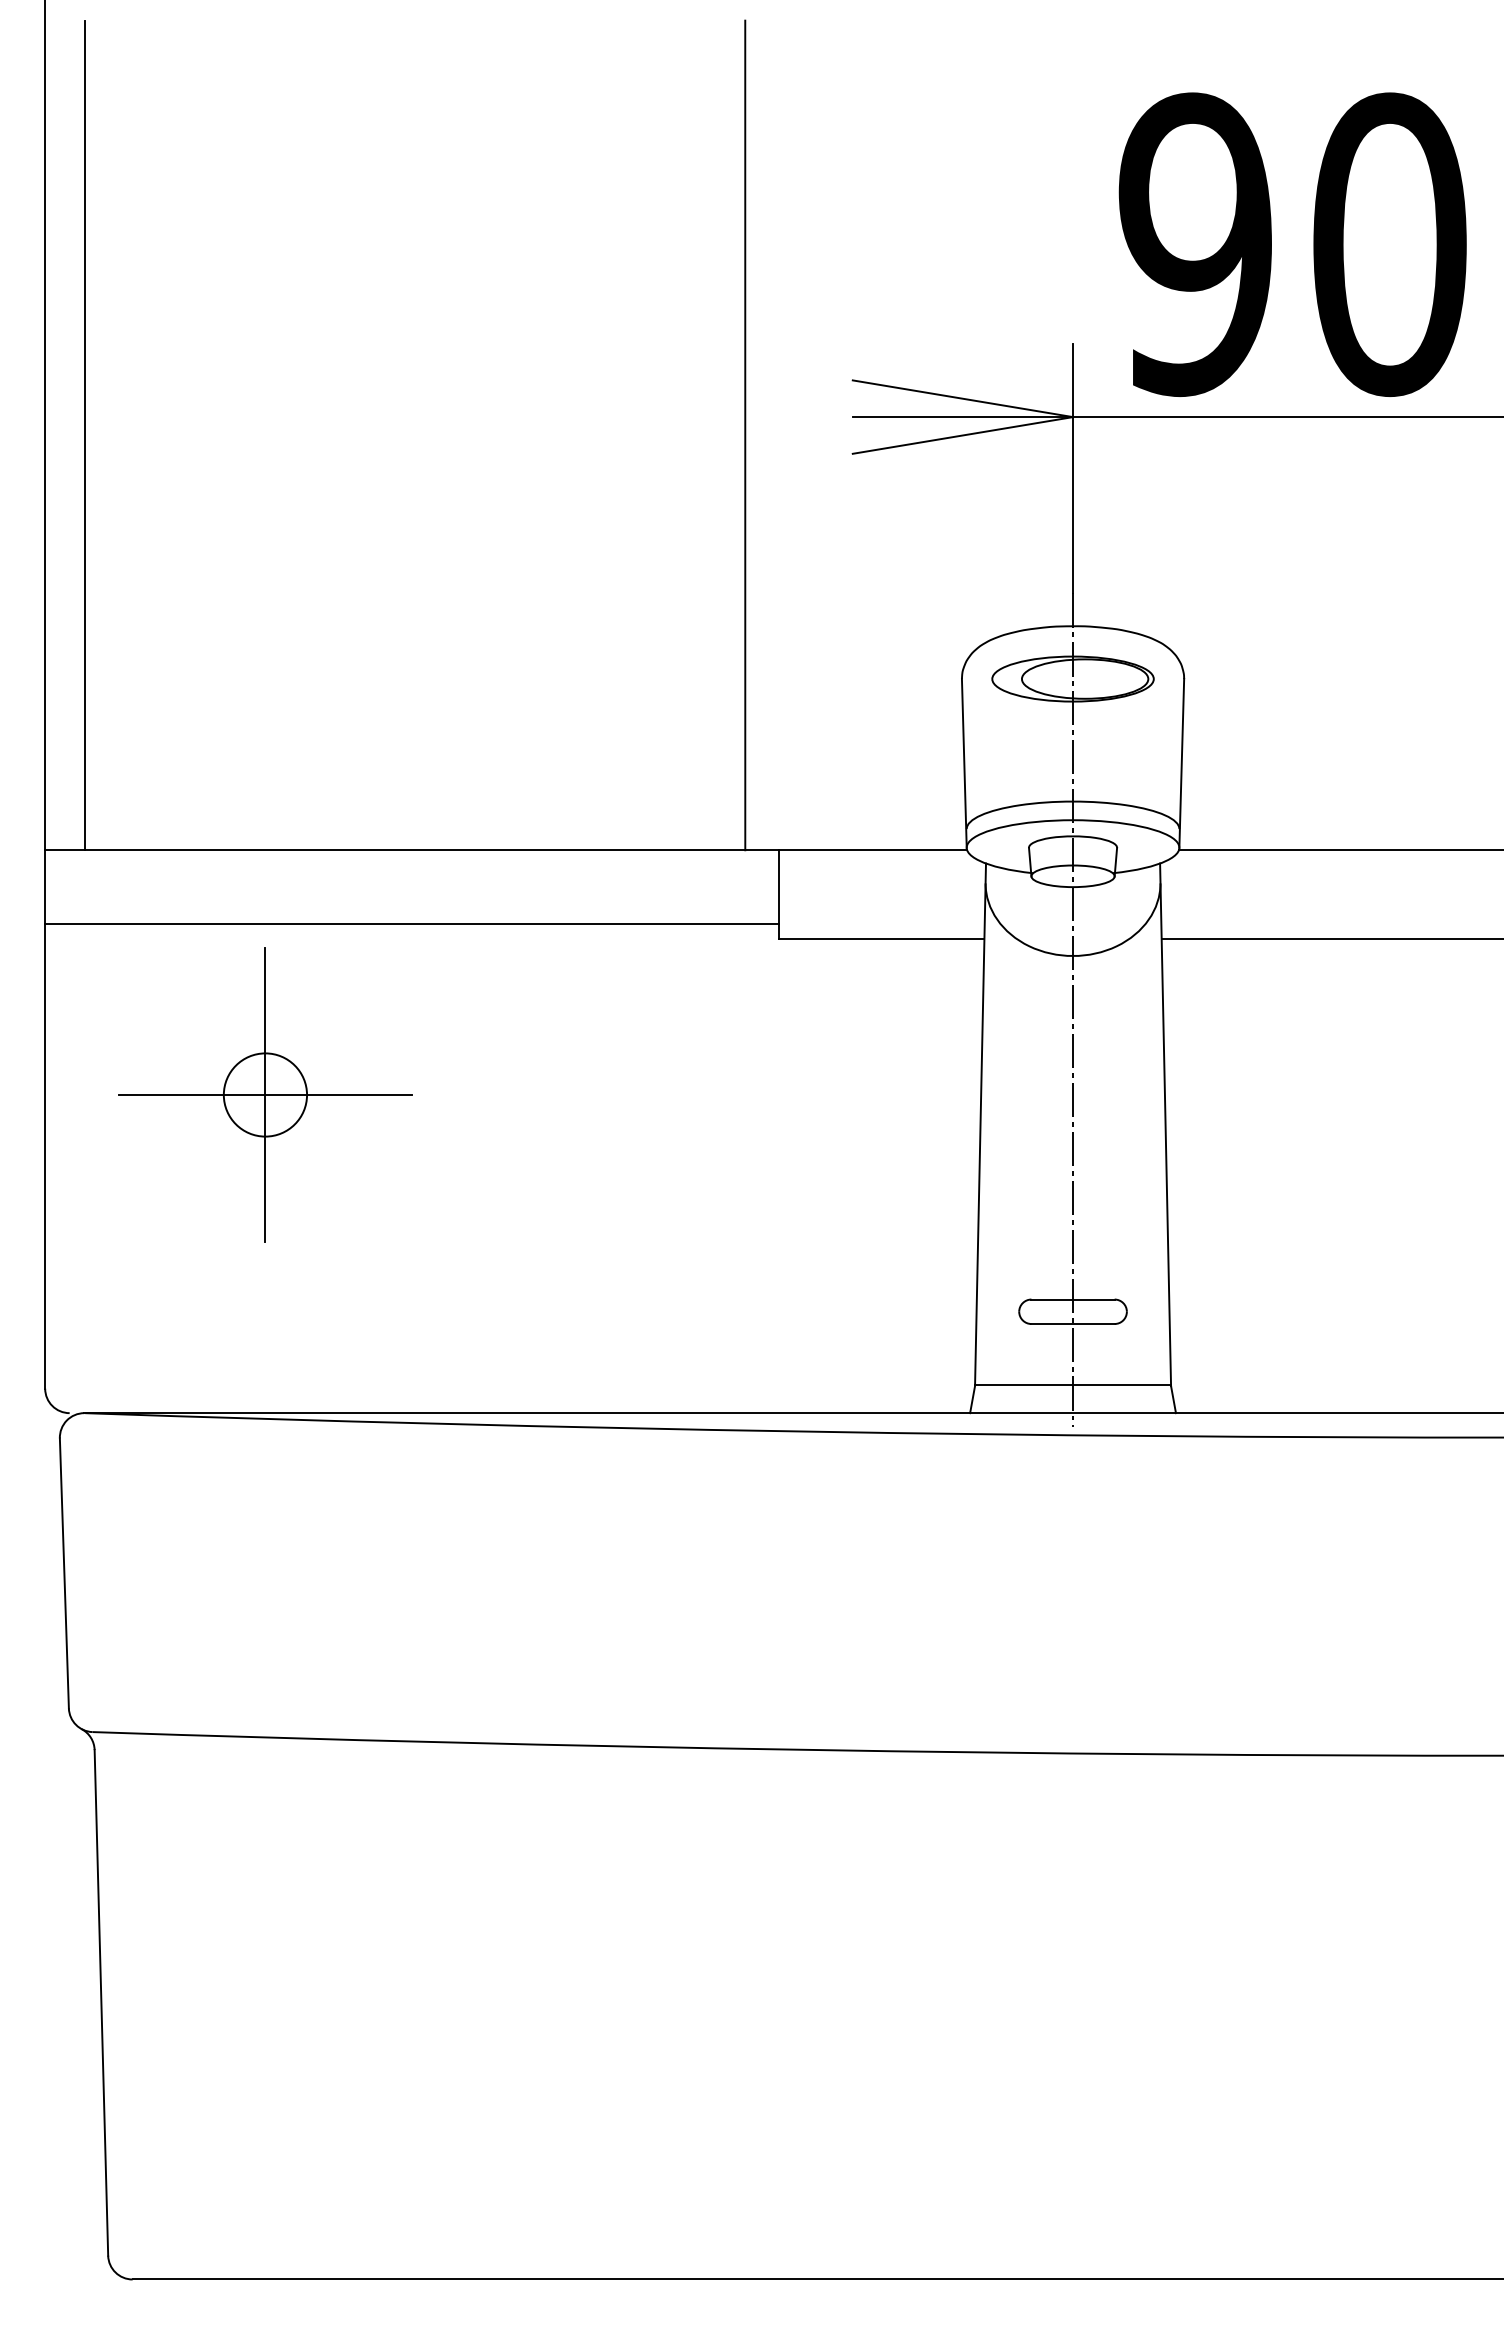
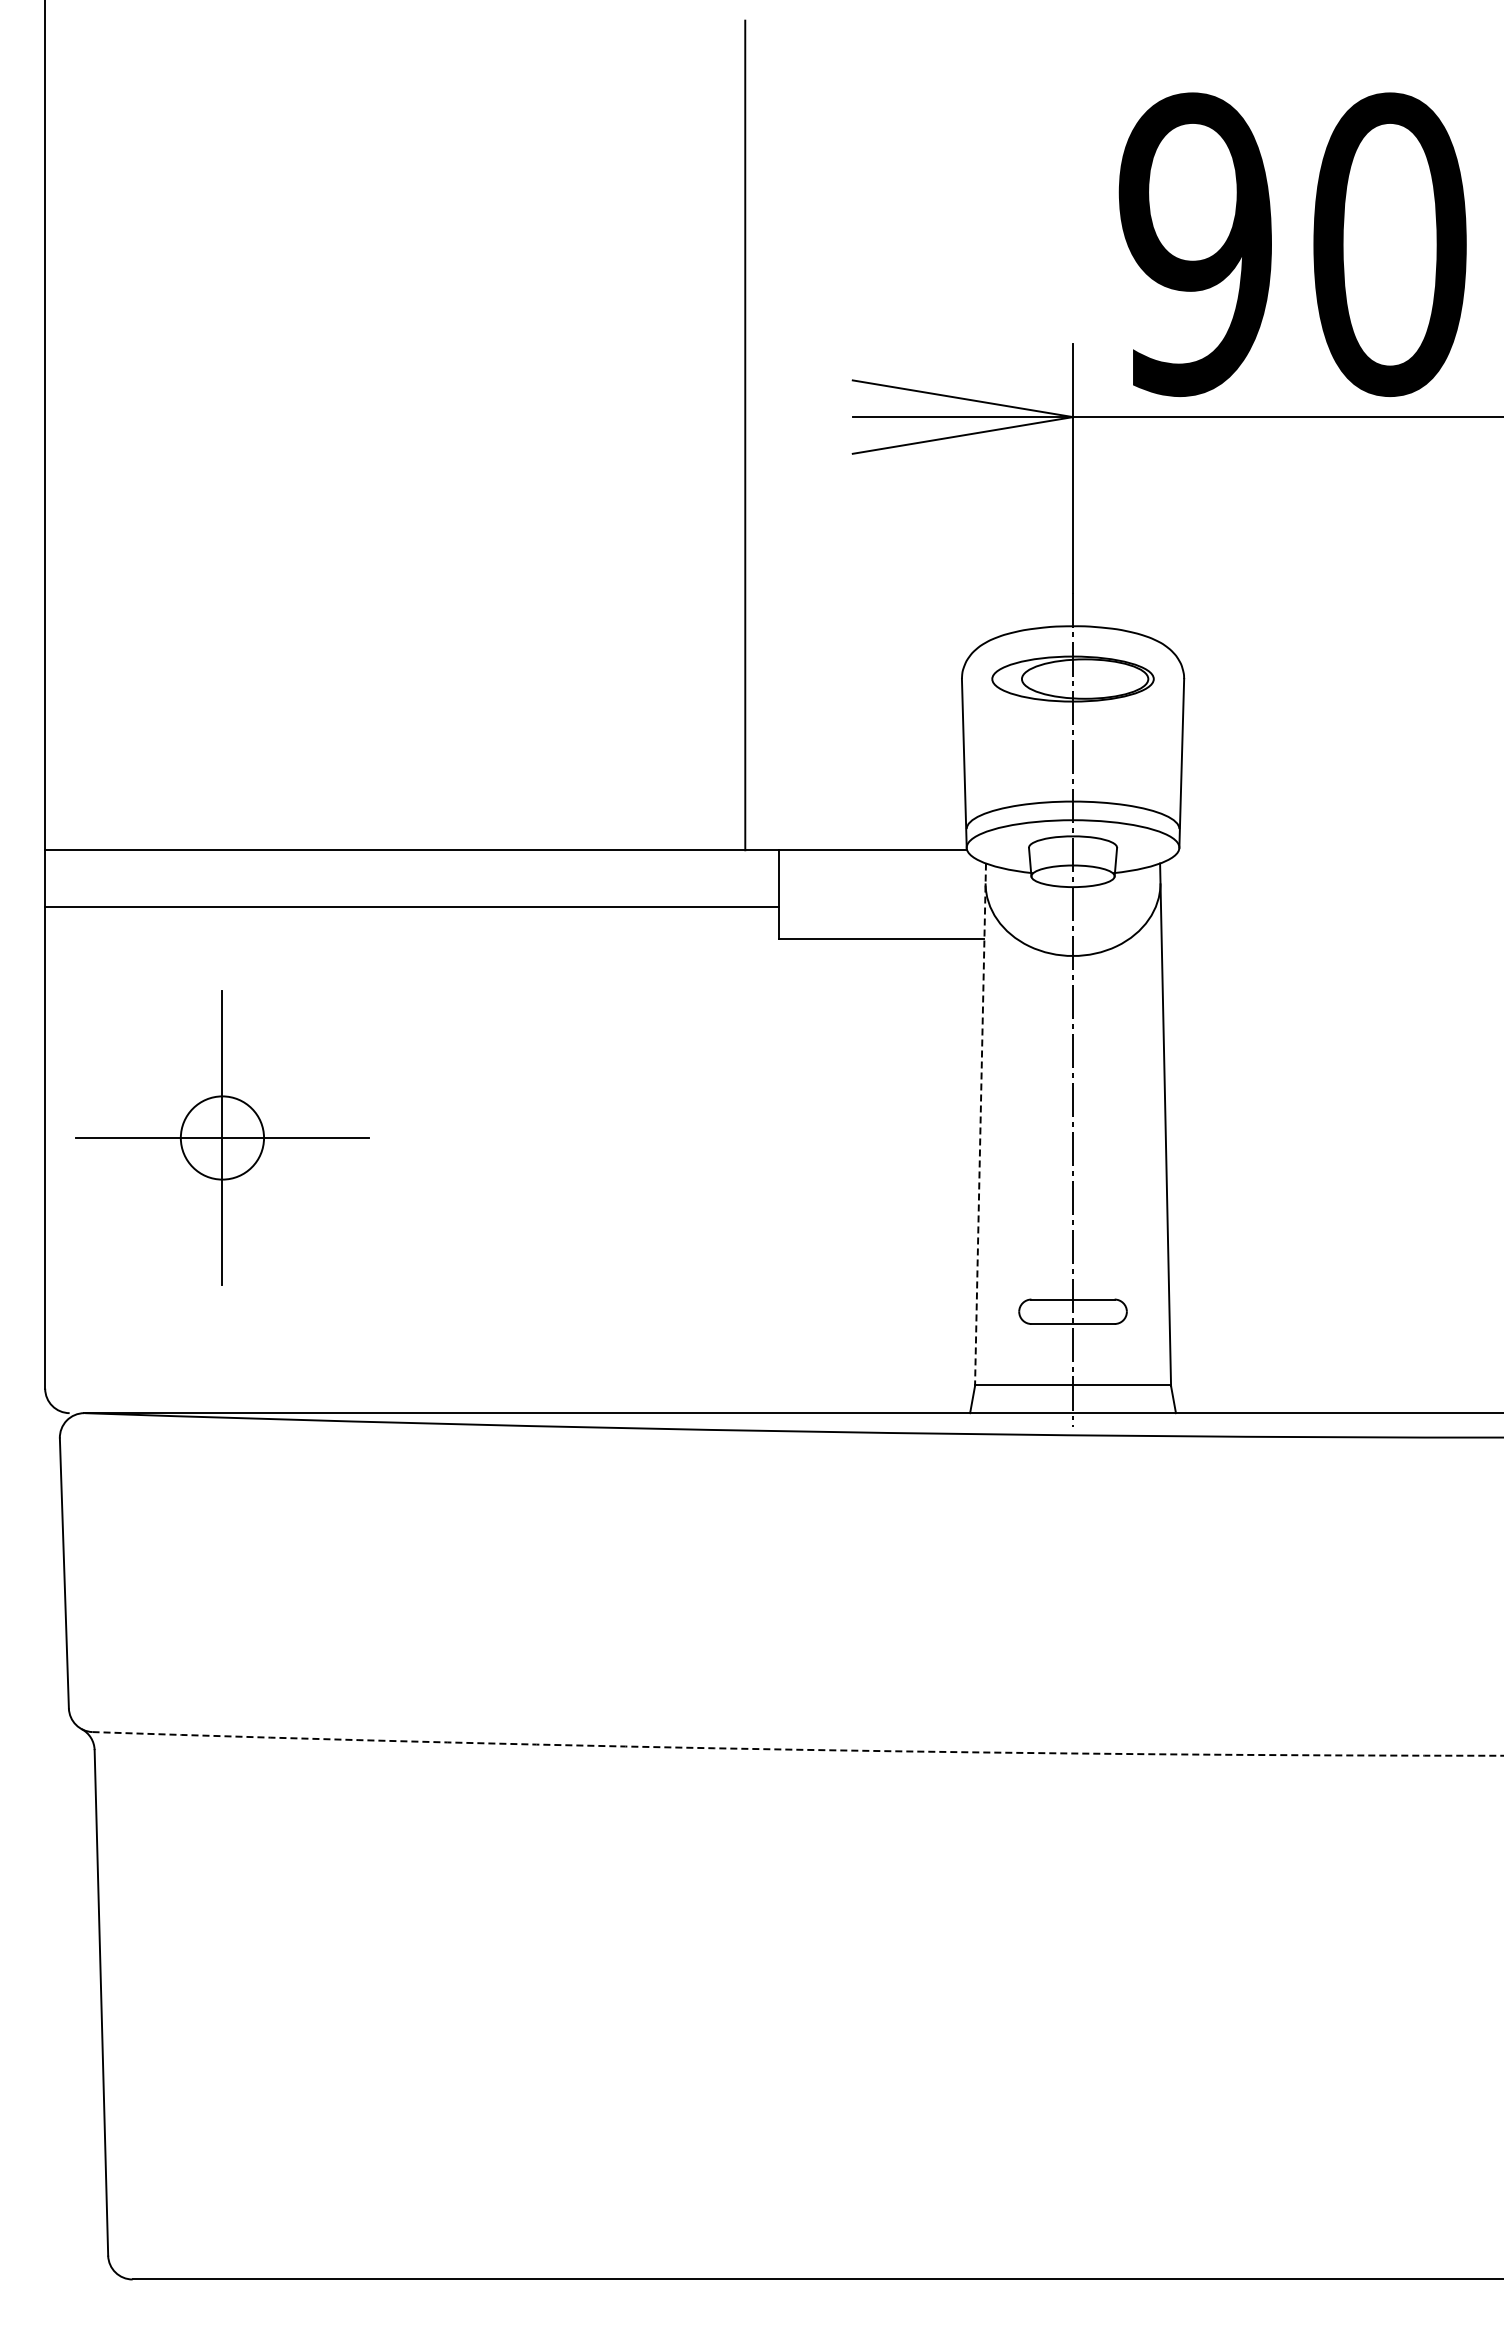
line: present -> none (85, 435)
line: present -> none (1339, 850)
line position: (411, 923) -> (411, 906) (411, 906)
line: present -> none (1330, 938)
part position: (265, 1094) -> (222, 1137) (222, 1137)
line: solid -> dashed (980, 1124)
arc: solid -> dashed (798, 1749)
